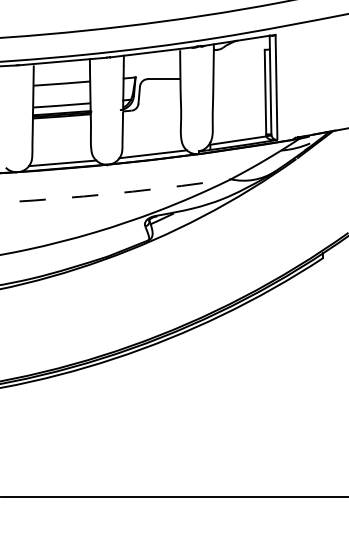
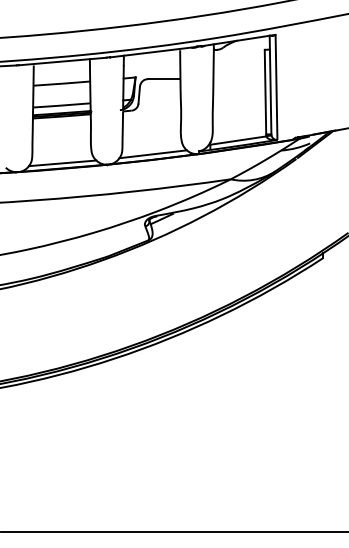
arc: dashed -> solid (115, 193)
line position: (173, 496) -> (173, 531) (173, 531)
